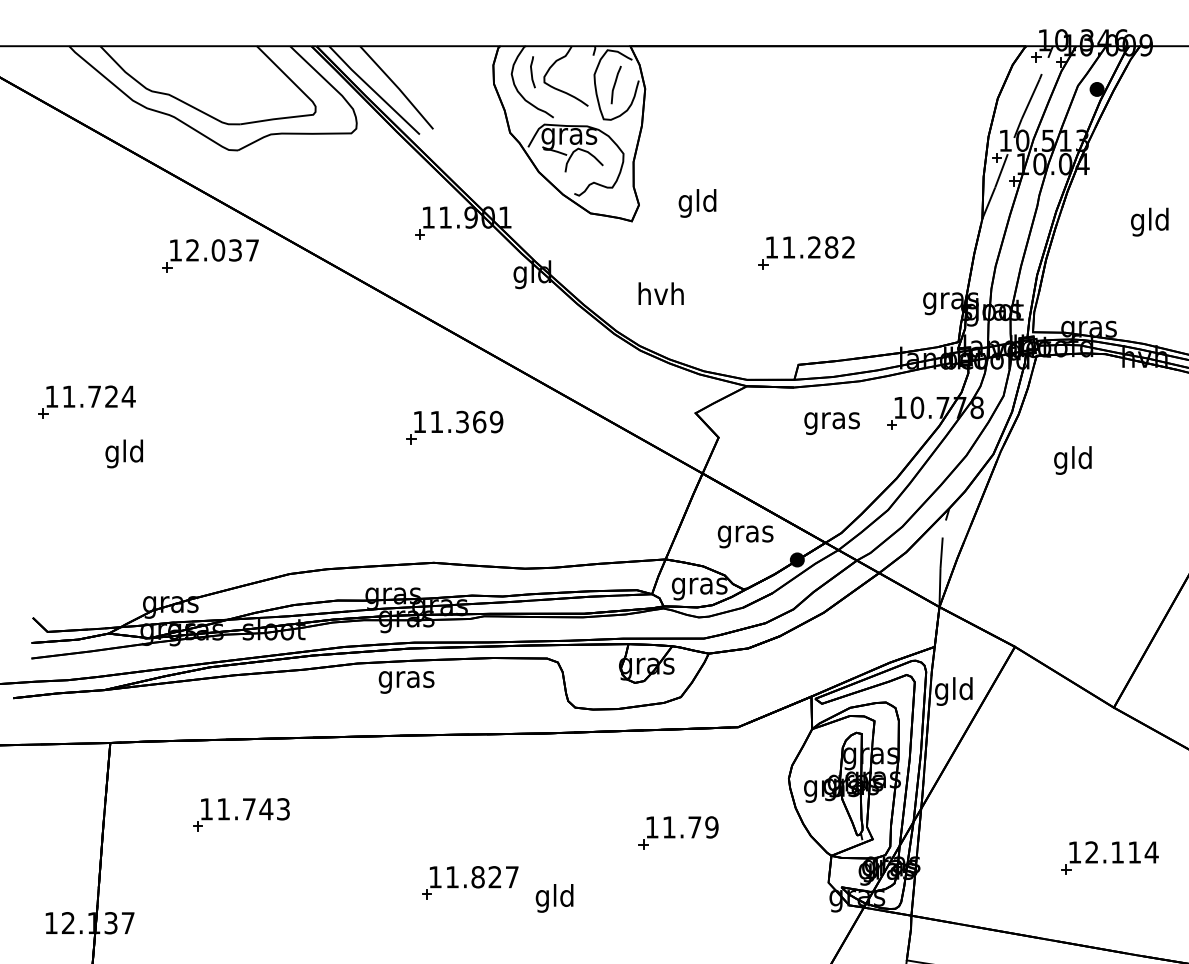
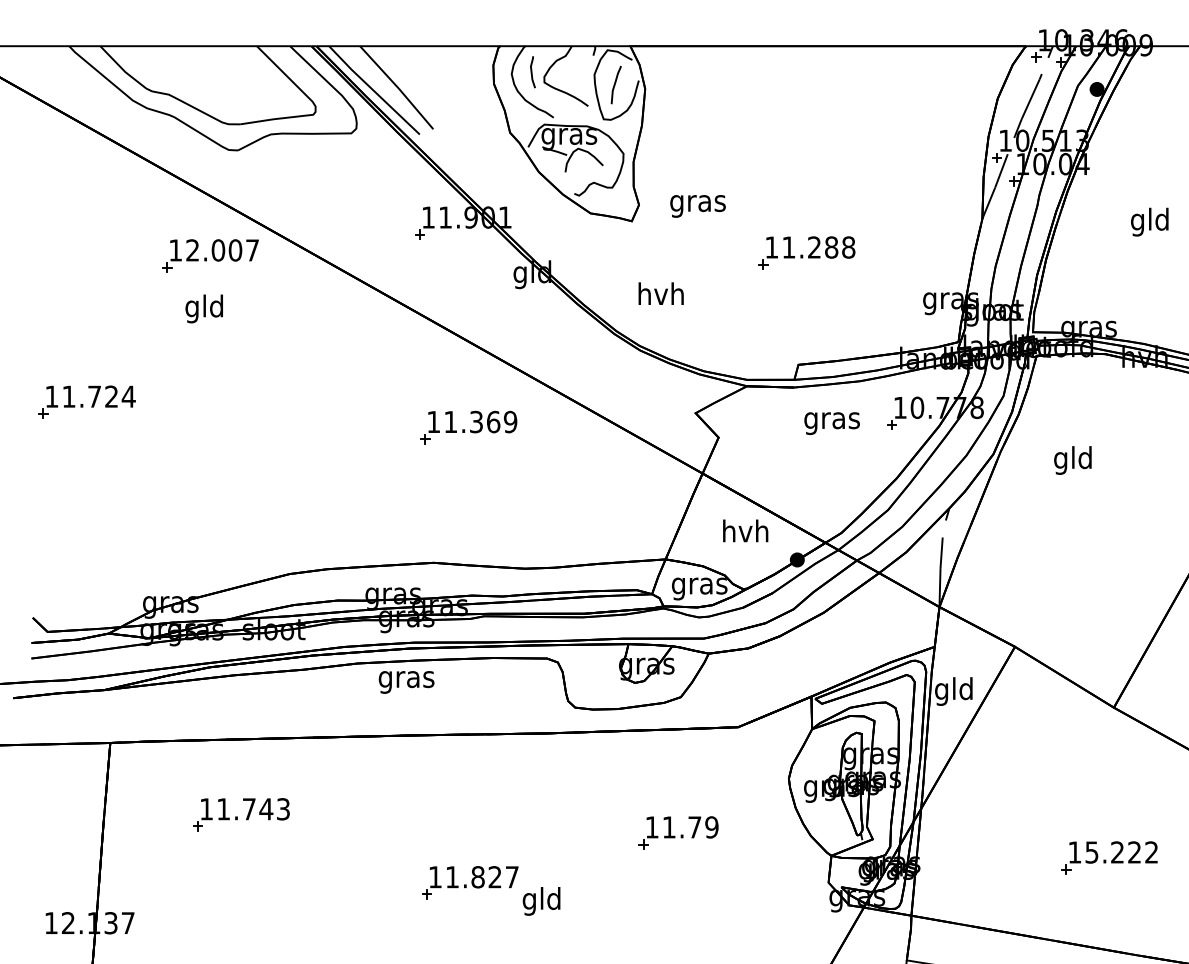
text: gld -> gras (697, 203)
text: 11.282 -> 11.288 (848, 247)
text: 12.037 -> 12.007 (235, 250)
part position: (454, 427) -> (468, 427) (468, 427)
text position: (123, 453) -> (203, 308) (203, 308)
text: gras -> hvh (745, 533)
text: 12.114 -> 15.222 (1121, 852)
text position: (554, 898) -> (541, 901) (541, 901)
